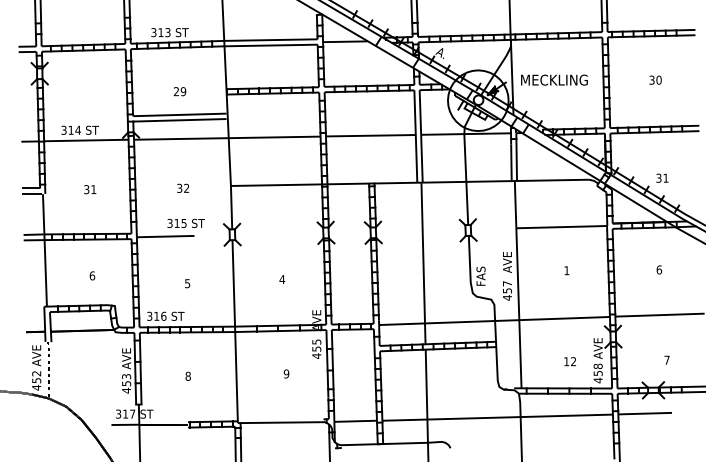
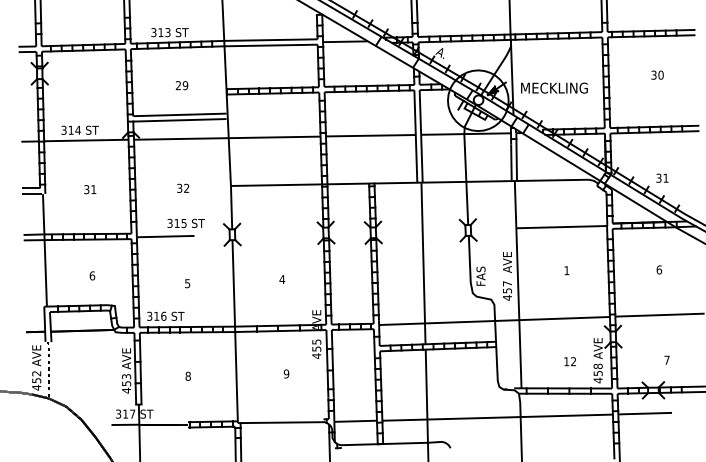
text position: (554, 79) -> (554, 87) (554, 87)
text position: (655, 79) -> (657, 74) (657, 74)
text position: (179, 91) -> (181, 85) (181, 85)
